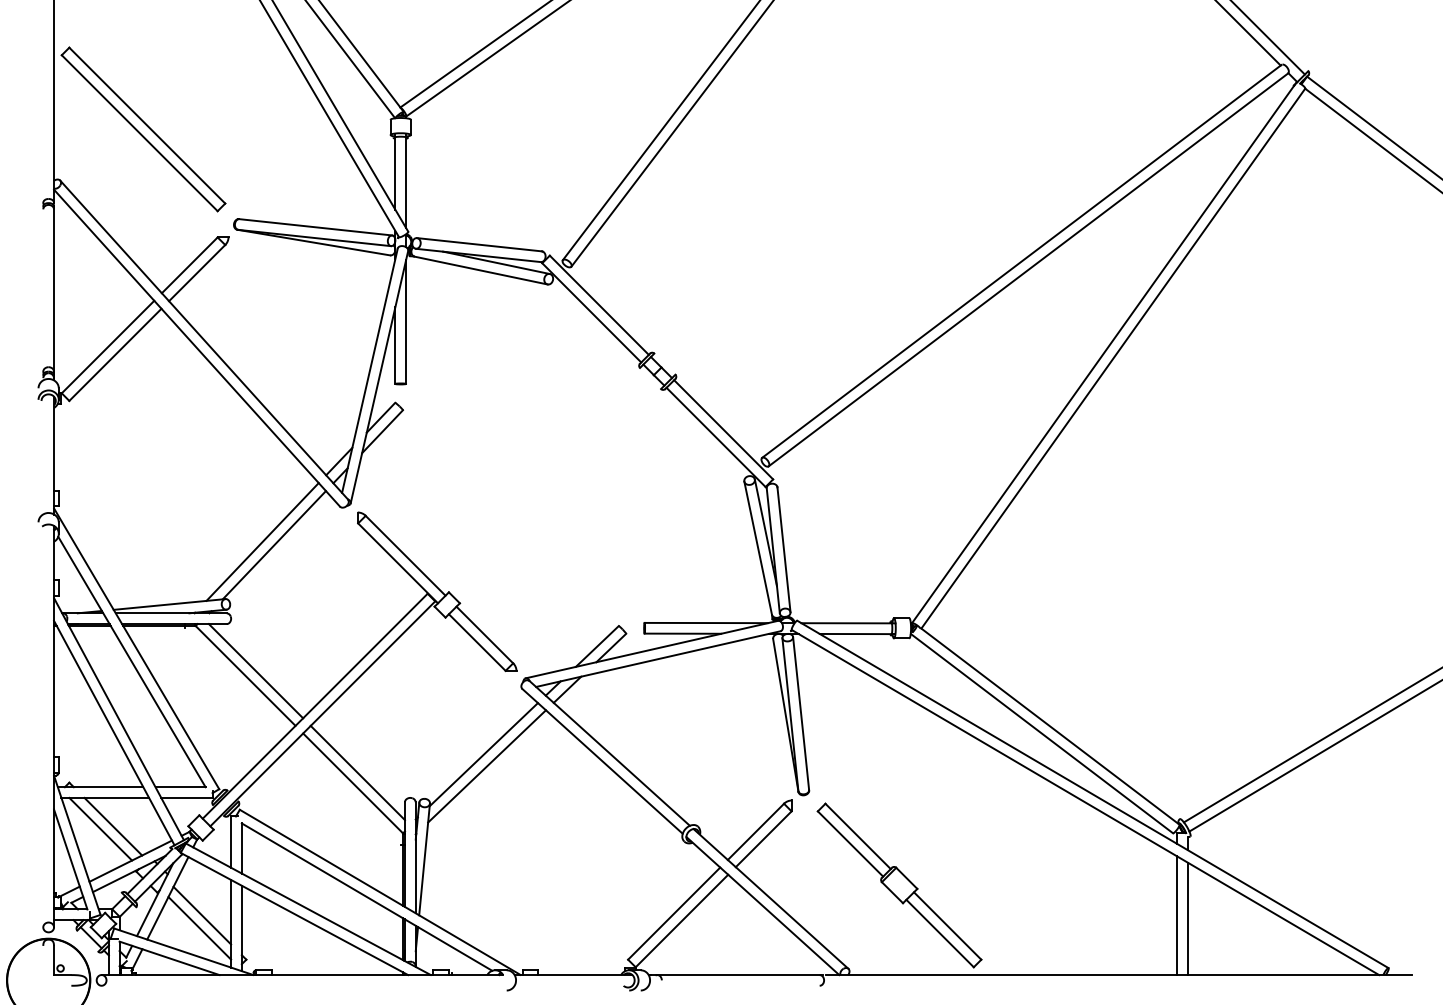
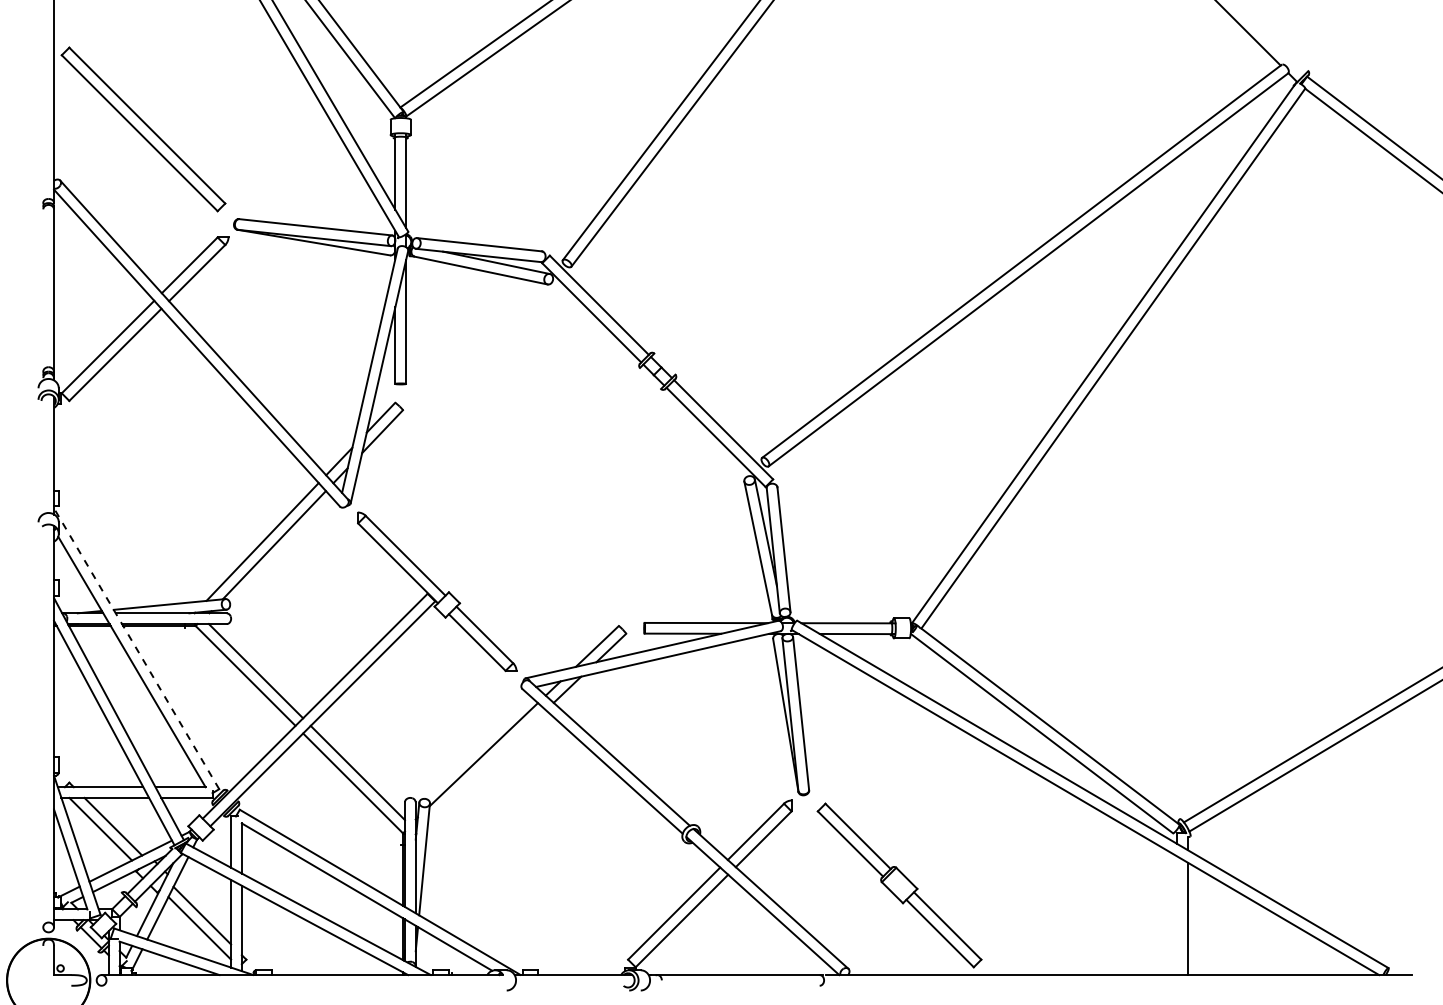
line: present -> none (1268, 38)
line: solid -> dashed (136, 648)
line: present -> none (486, 766)
line: present -> none (1177, 915)
